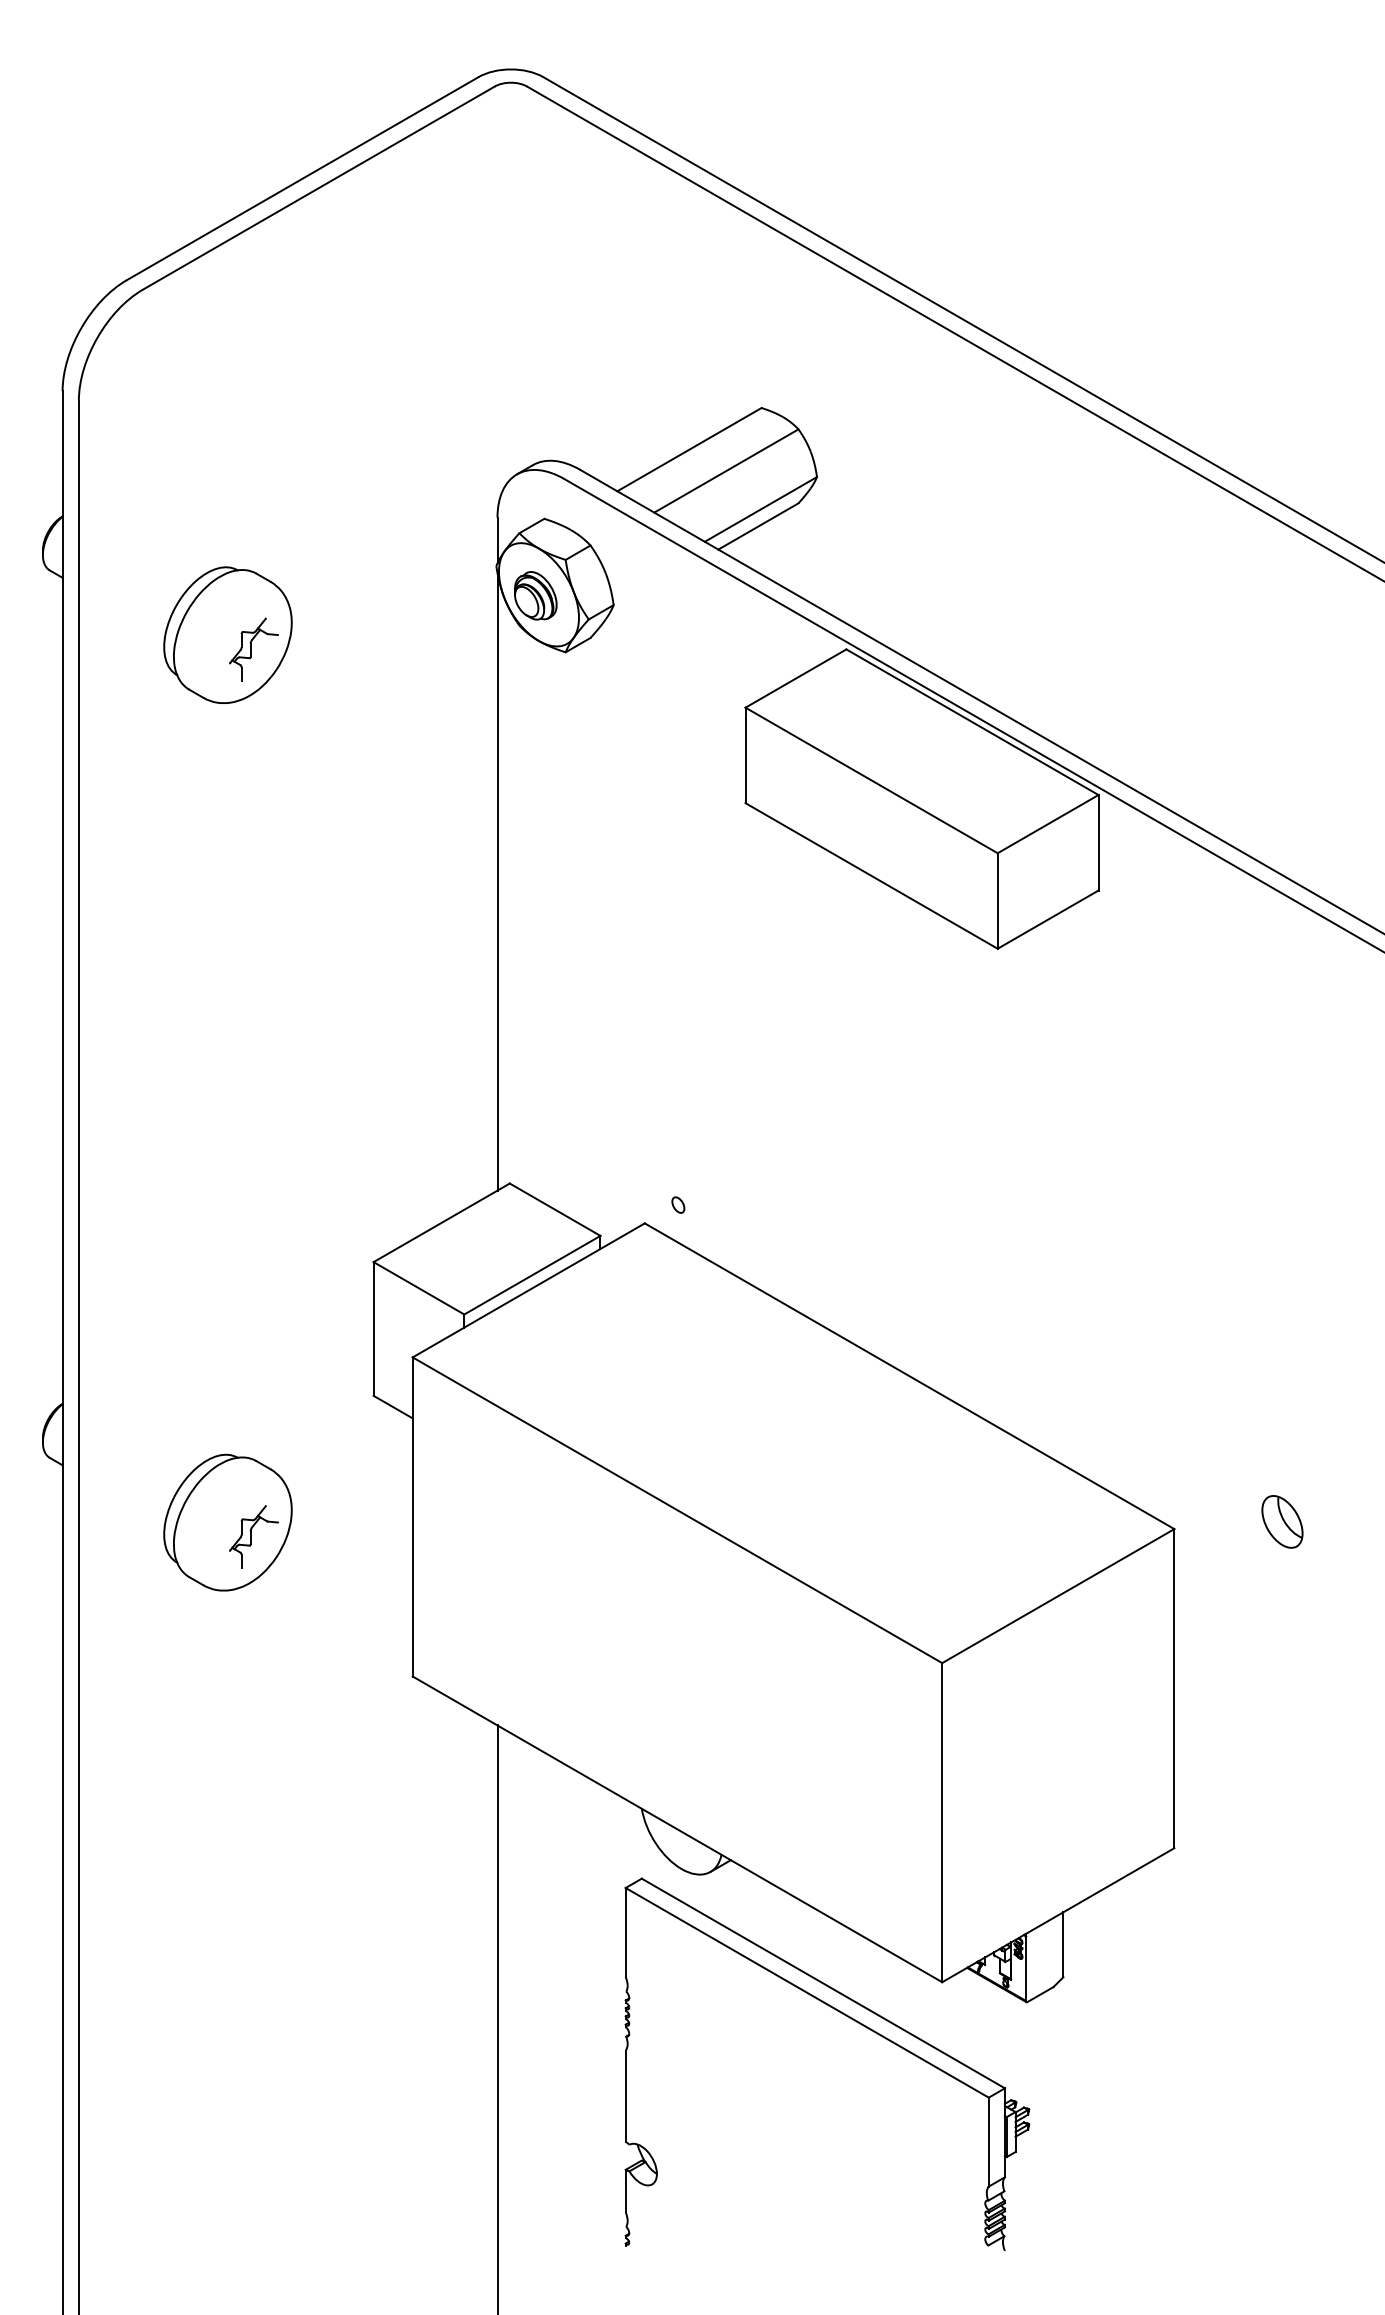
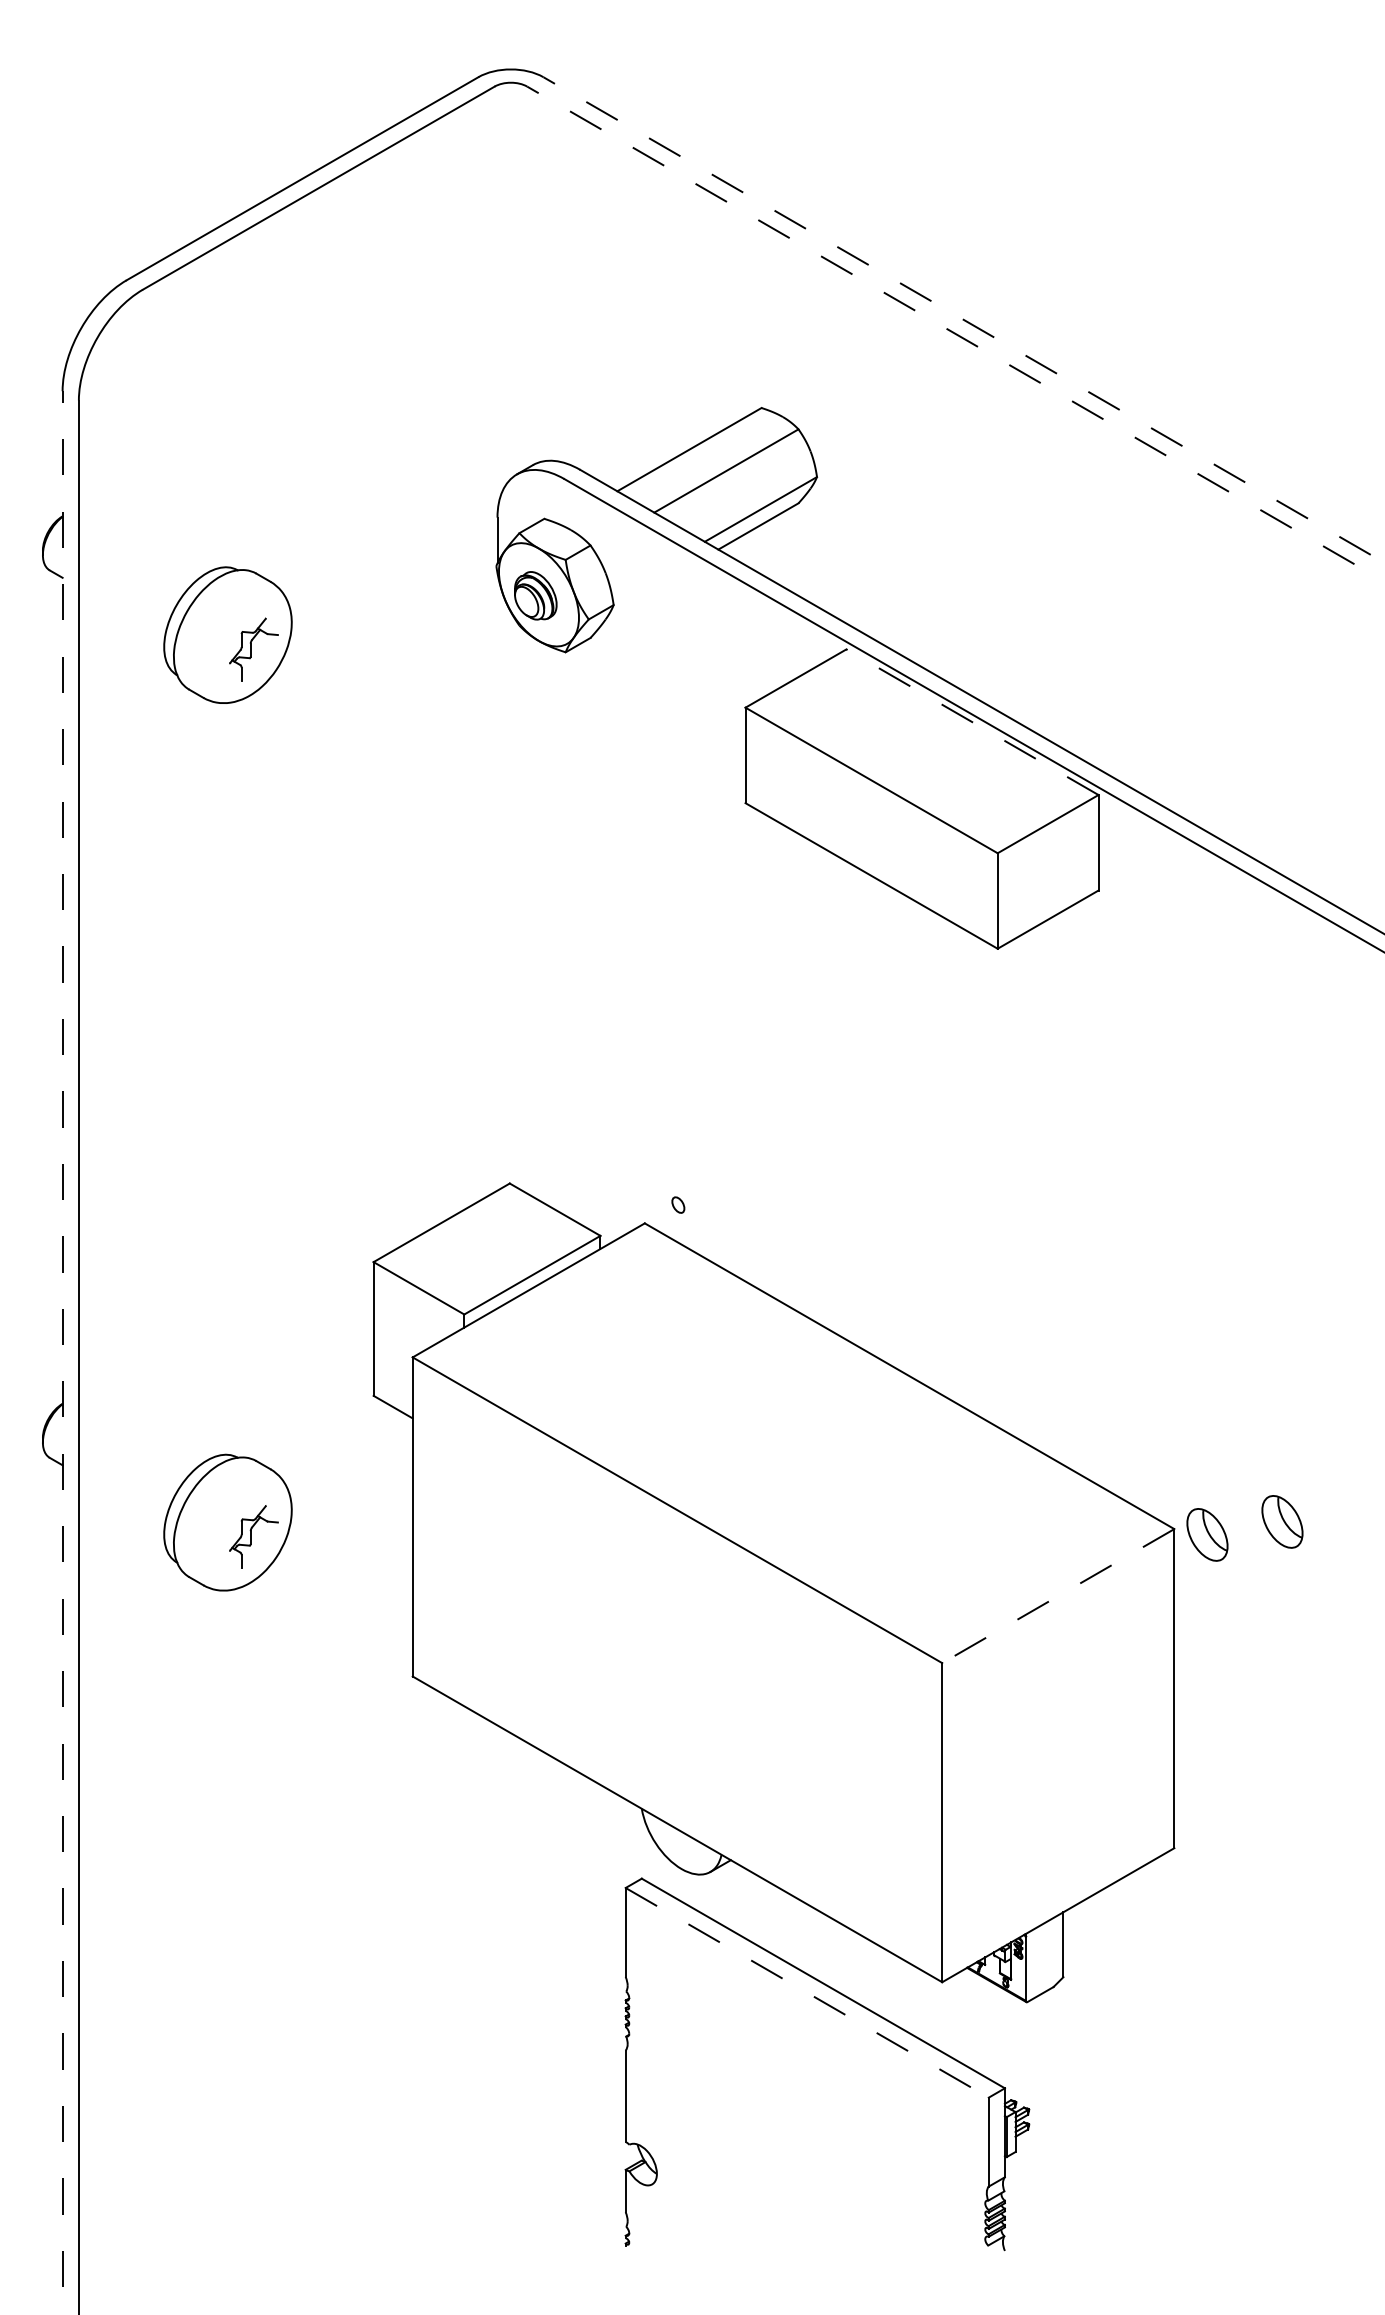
line: solid -> dashed (963, 319)
line: solid -> dashed (955, 334)
line: solid -> dashed (972, 722)
line: present -> none (497, 881)
line: solid -> dashed (62, 1352)
part: none -> present (1207, 1534)
line: solid -> dashed (1057, 1596)
line: solid -> dashed (807, 1992)
line: present -> none (497, 2018)
